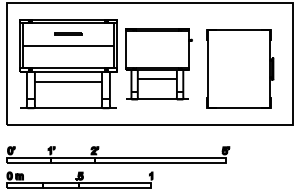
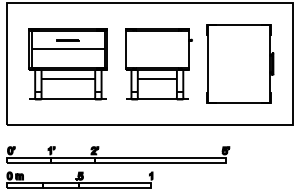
part size: 99x91 px -> 80x73 px (67, 64)
part position: (240, 68) -> (240, 63) (240, 63)
